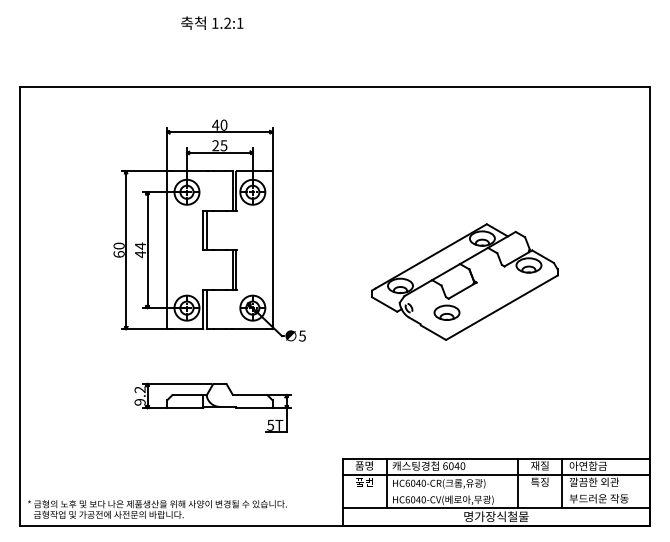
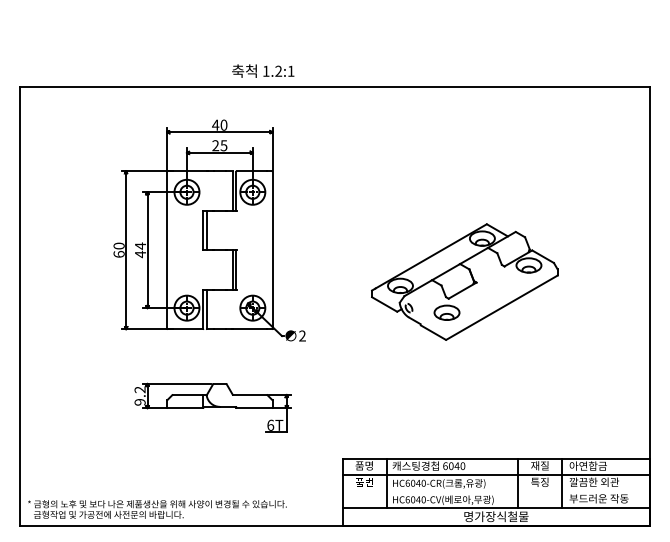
text position: (212, 22) -> (263, 70) (263, 70)
text: 5 -> 2 (302, 335)
text: 5T -> 6T (270, 424)
